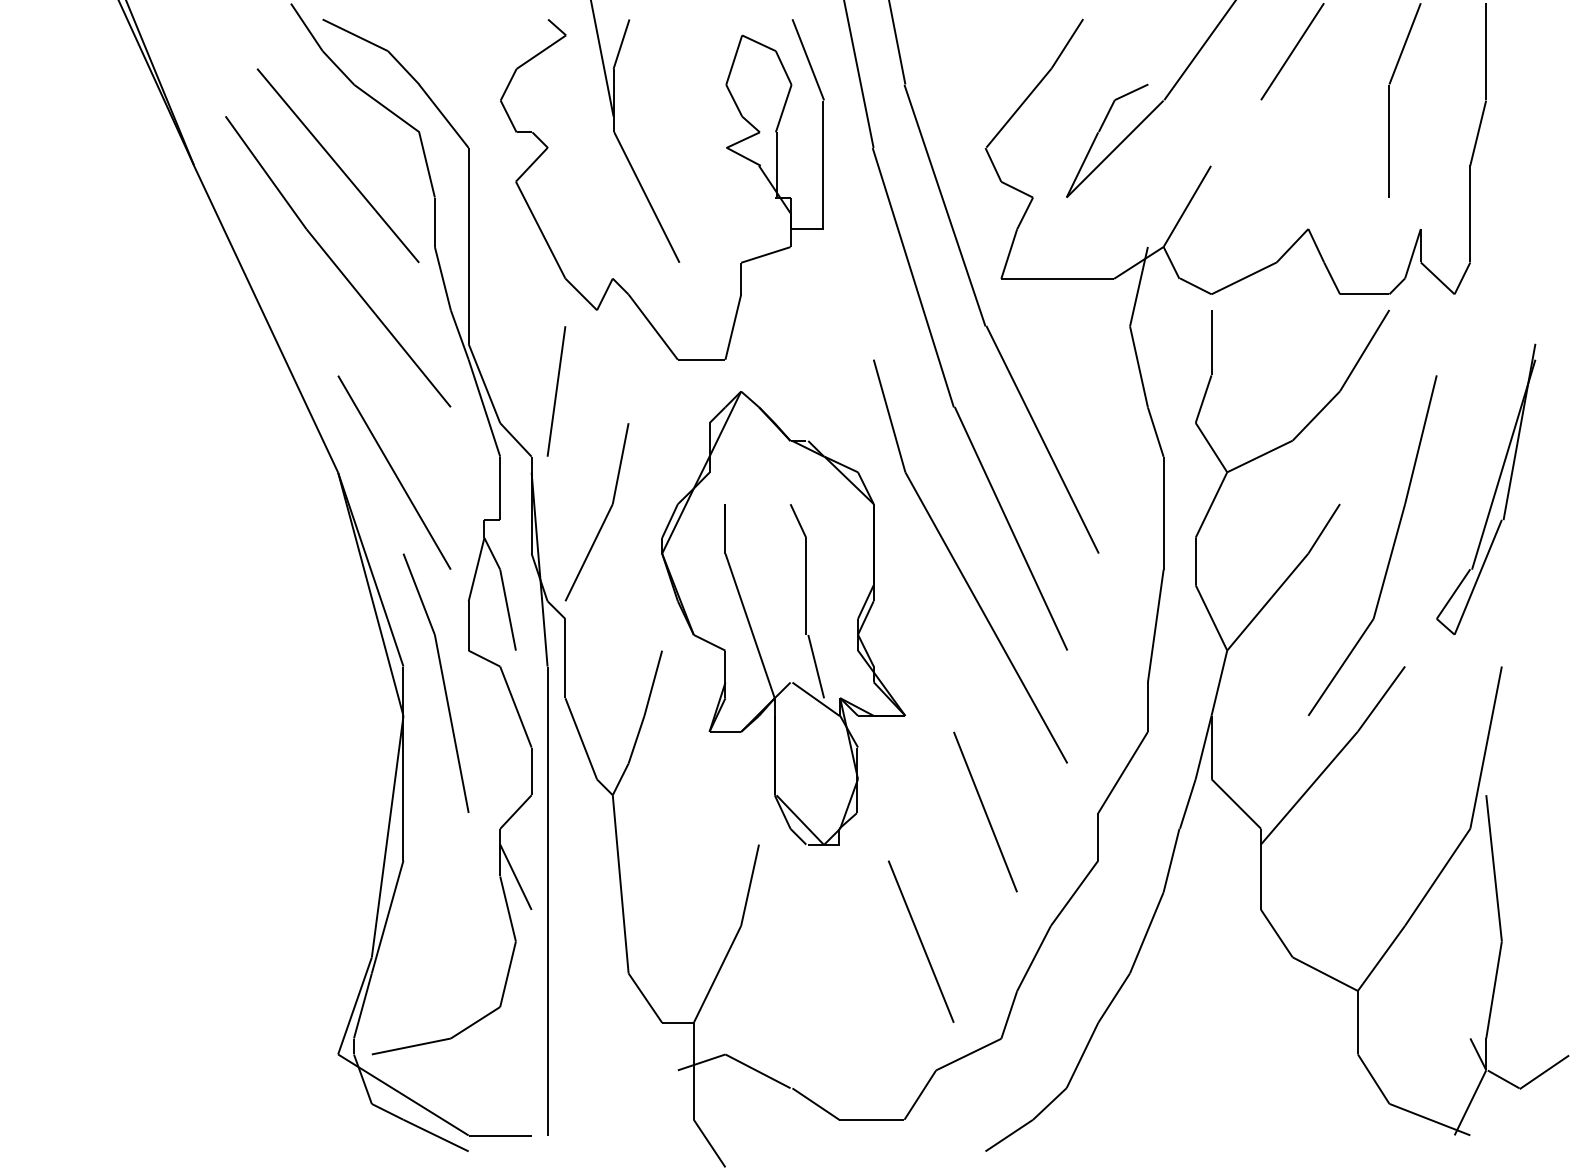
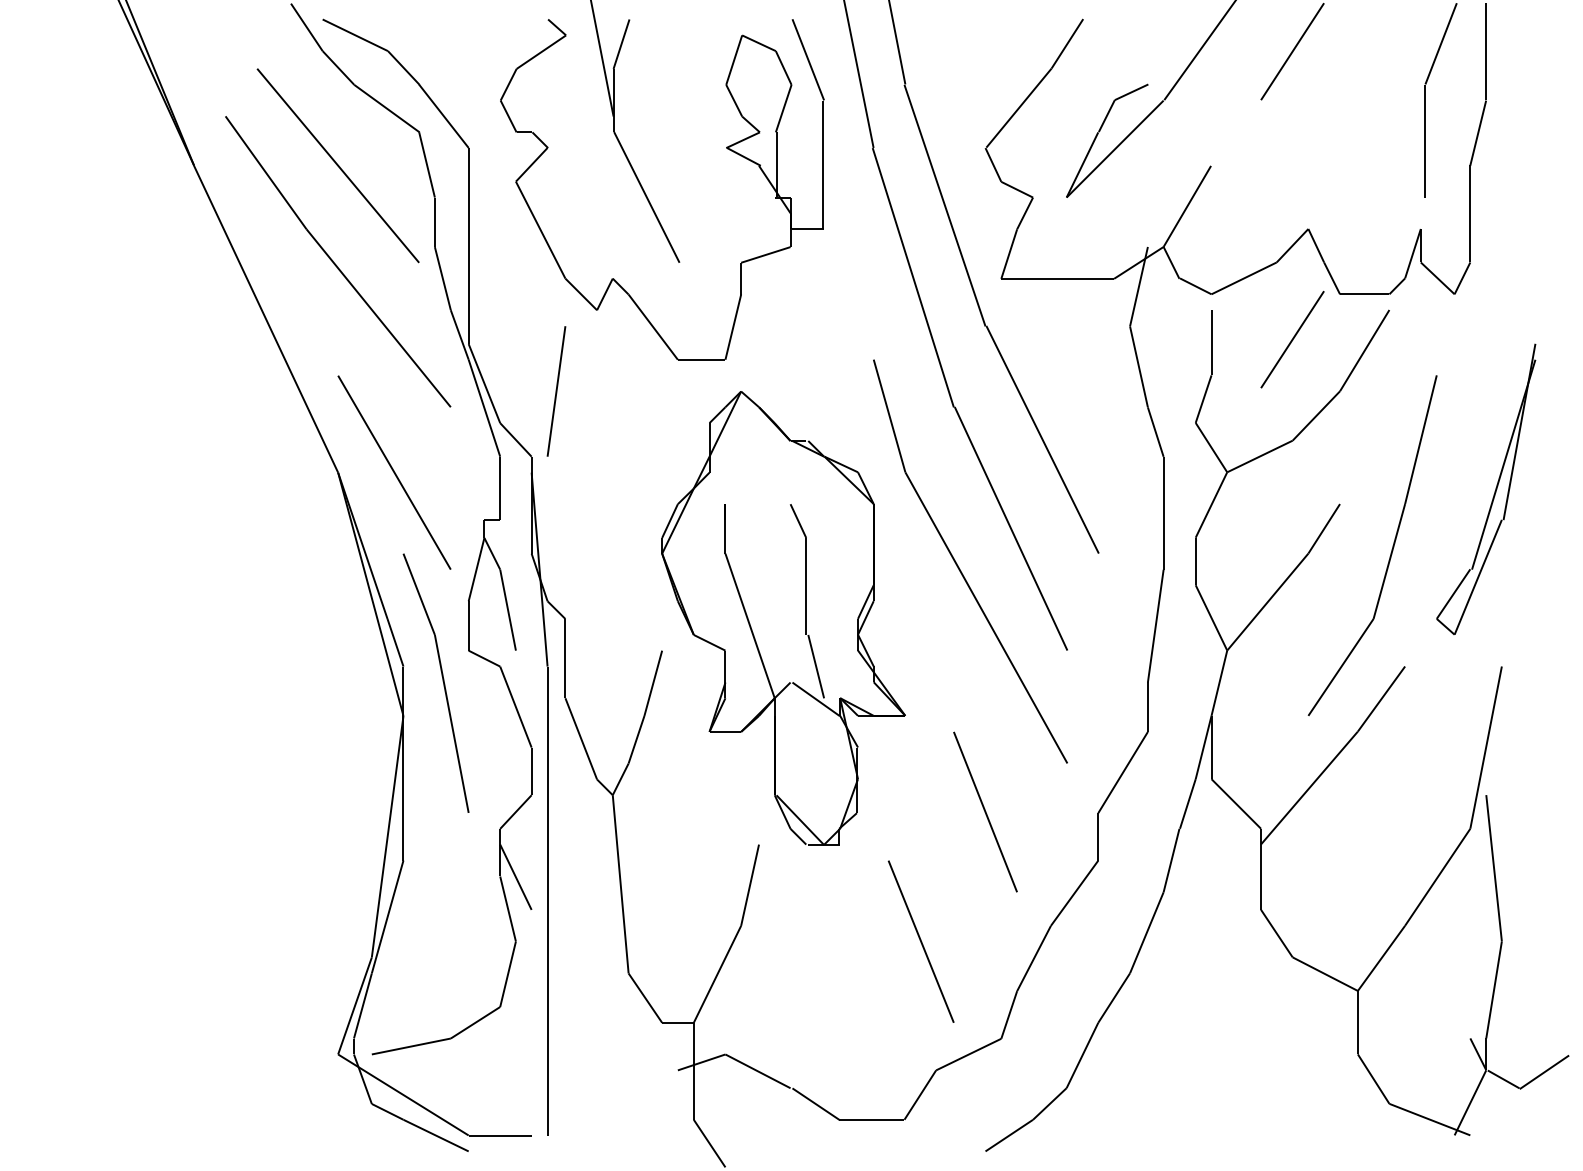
part position: (1389, 100) -> (1425, 100) (1425, 100)
line: none -> present (1292, 339)
part: present -> none (605, 516)
